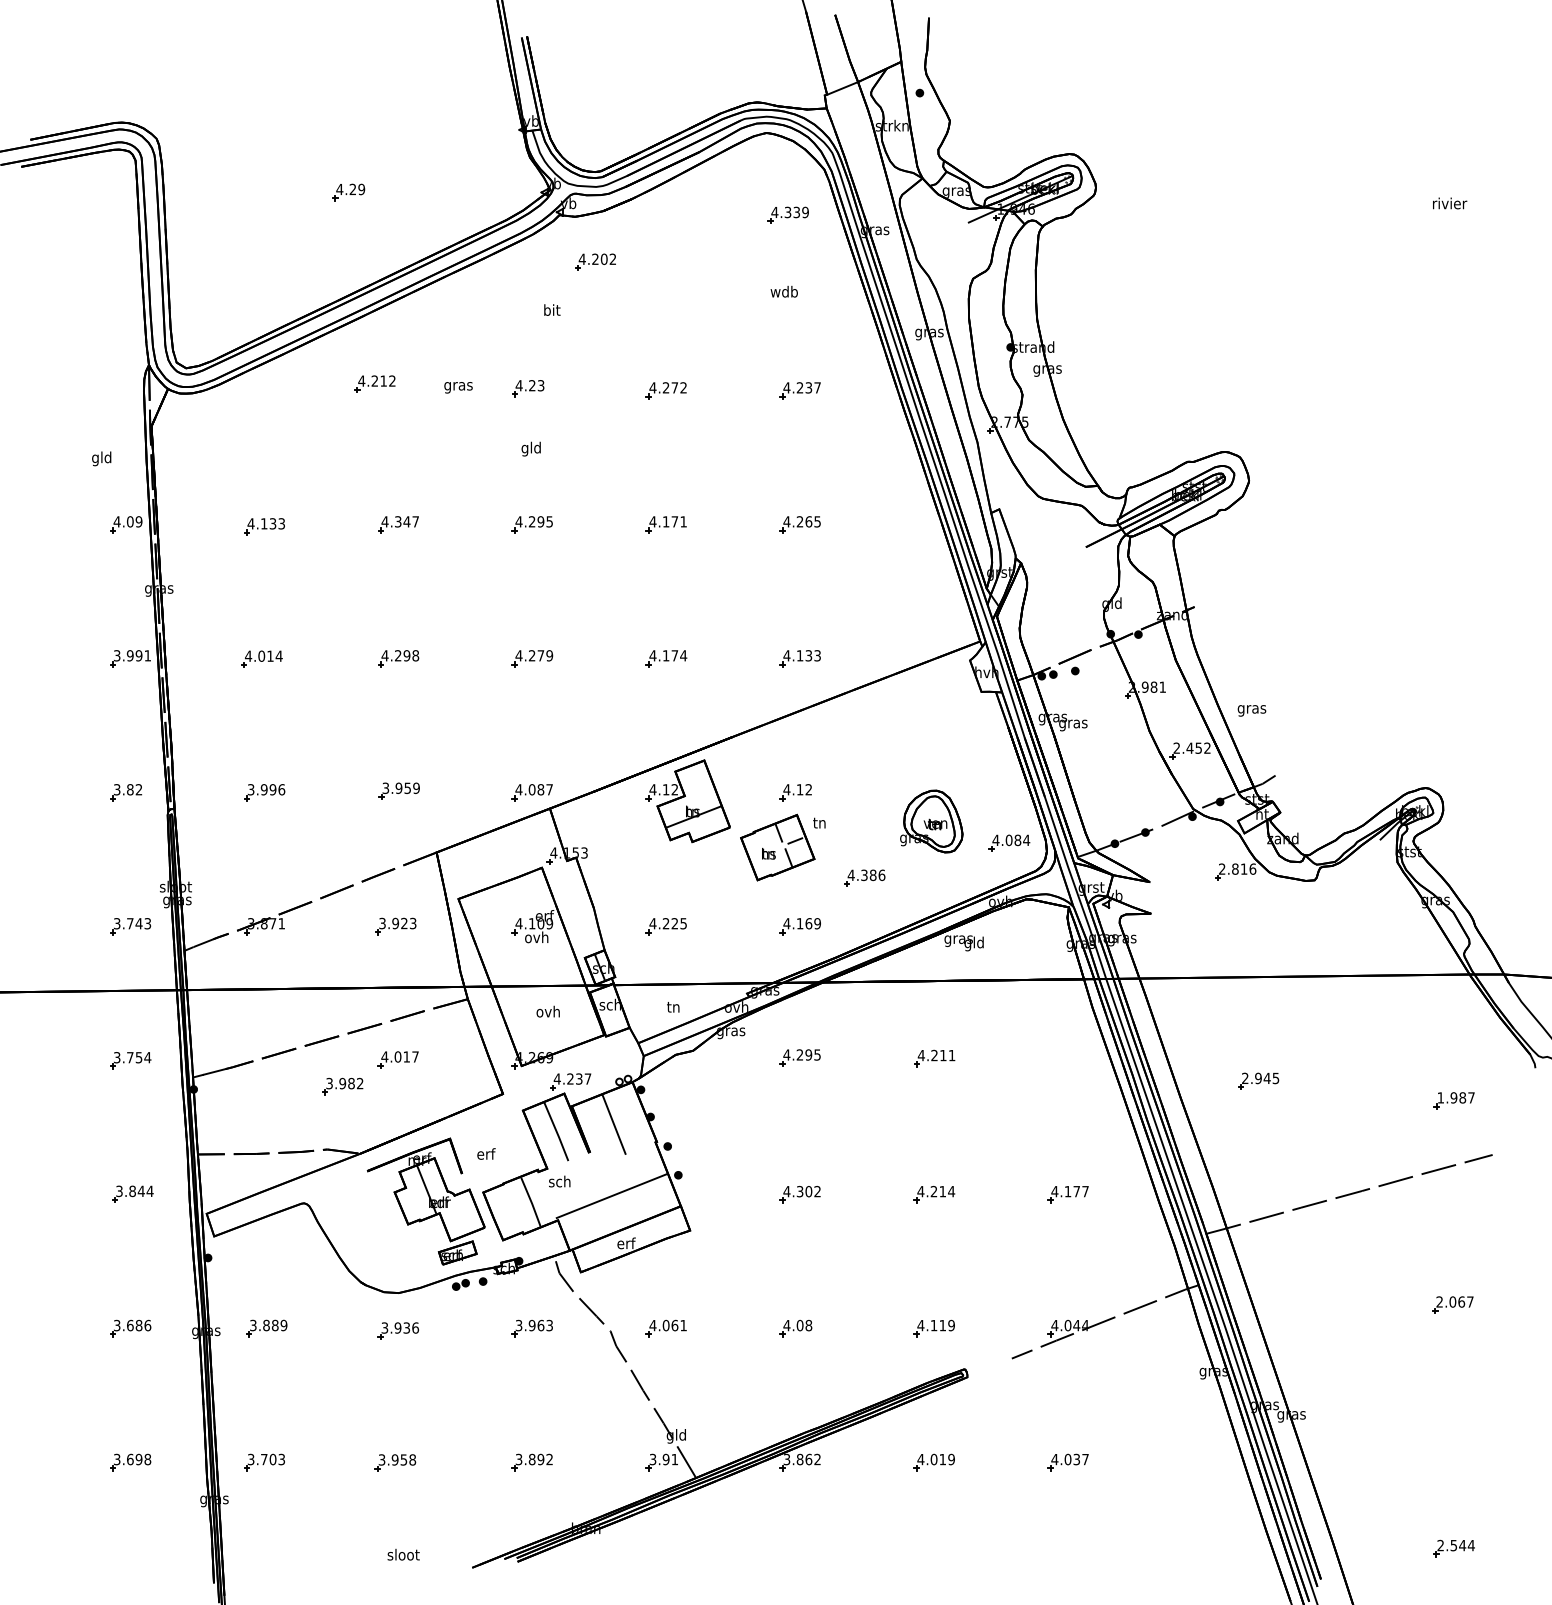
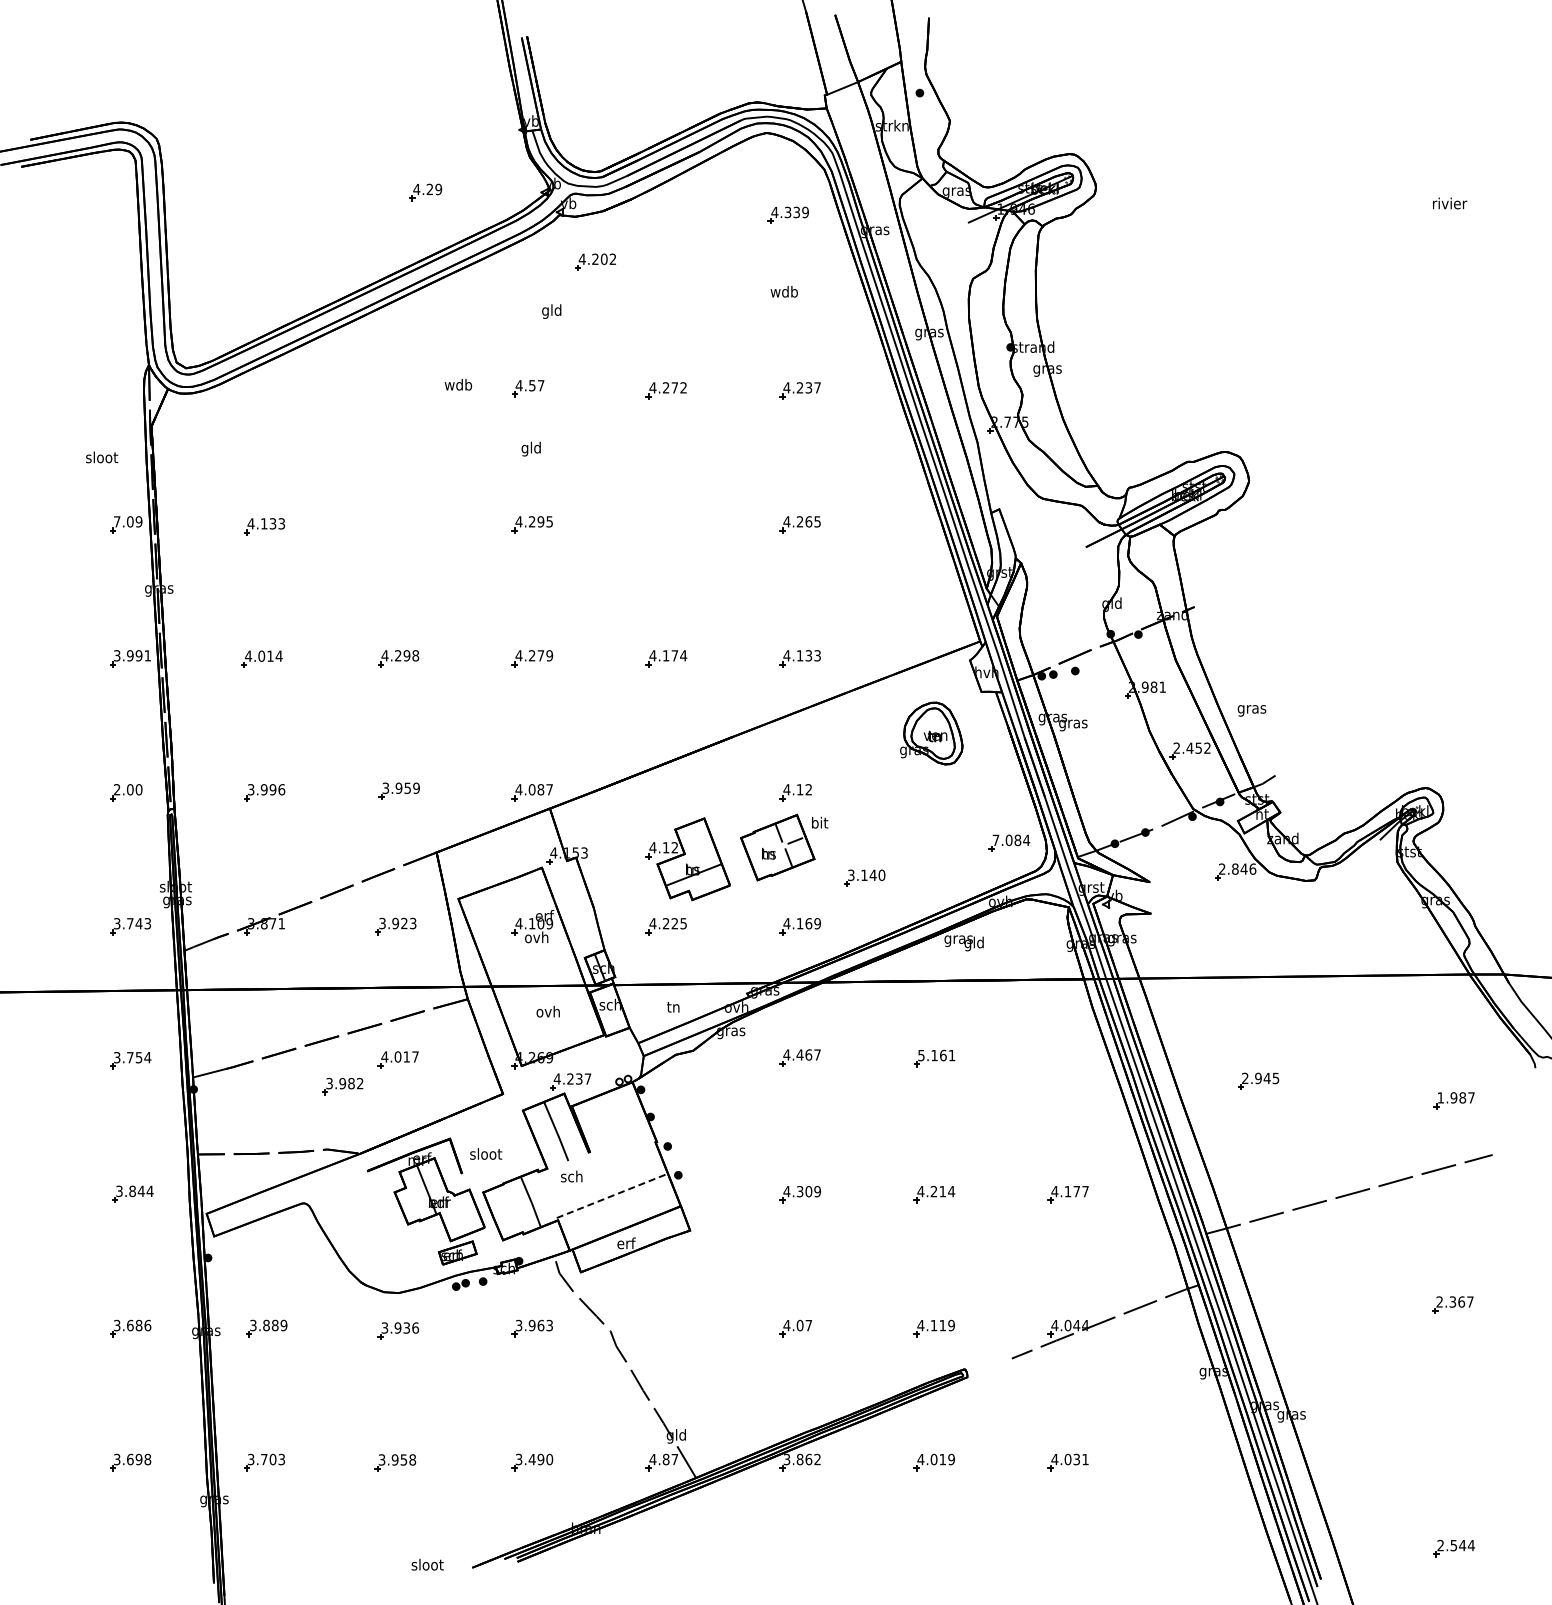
part position: (348, 192) -> (425, 192) (425, 192)
text: bit -> gld (551, 311)
part: present -> none (374, 383)
text: gras -> wdb (458, 385)
text: 4.23 -> 4.57 (536, 385)
text: gld -> sloot (102, 458)
text: 4.09 -> 7.09 (116, 521)
part: present -> none (398, 524)
part: present -> none (665, 524)
text: 3.82 -> 2.00 (128, 789)
part position: (687, 801) -> (687, 859) (687, 859)
part position: (931, 821) -> (931, 733) (931, 733)
text: tn -> bit (820, 822)
text: 4.084 -> 7.084 (995, 839)
text: 2.816 -> 2.846 (1243, 868)
text: 4.386 -> 3.140 (866, 875)
text: 4.295 -> 4.467 (808, 1054)
text: 4.211 -> 5.161 (931, 1055)
line: present -> none (613, 1123)
text: erf -> sloot (486, 1153)
text position: (559, 1181) -> (571, 1176) (571, 1176)
text: 4.302 -> 4.309 (817, 1191)
line: solid -> dashed (612, 1196)
text: 2.067 -> 2.367 (1452, 1301)
text: 4.08 -> 4.07 (808, 1325)
part: present -> none (665, 1328)
text: 3.892 -> 3.490 (540, 1459)
text: 3.91 -> 4.87 (663, 1459)
text: 4.037 -> 4.031 (1085, 1459)
text position: (403, 1554) -> (427, 1564) (427, 1564)
